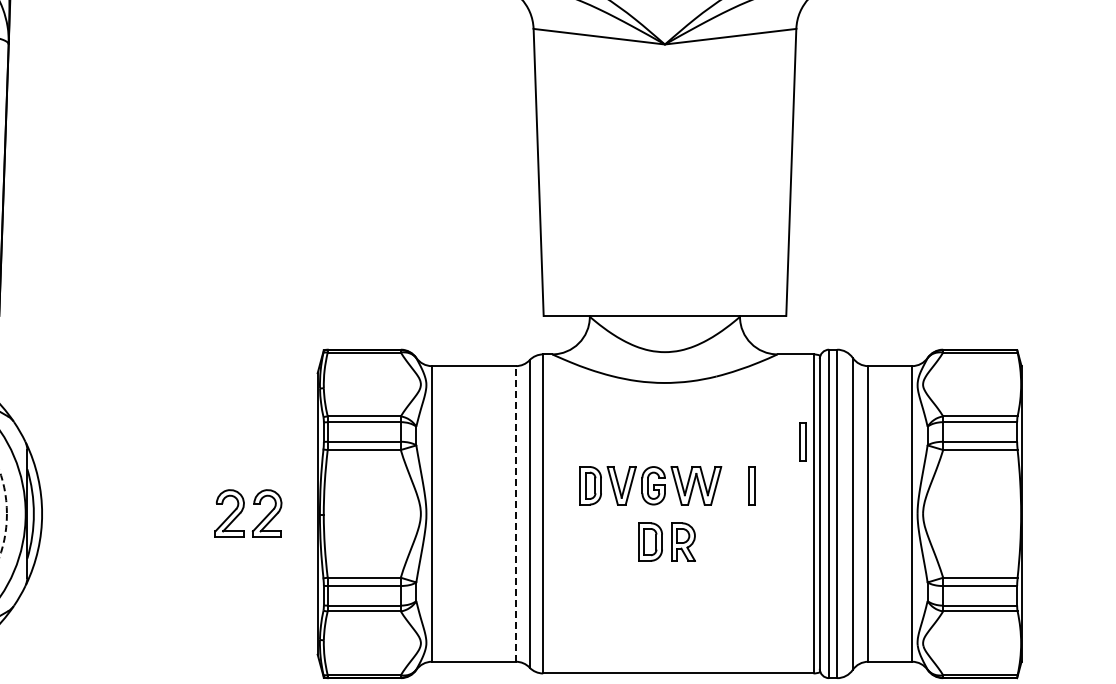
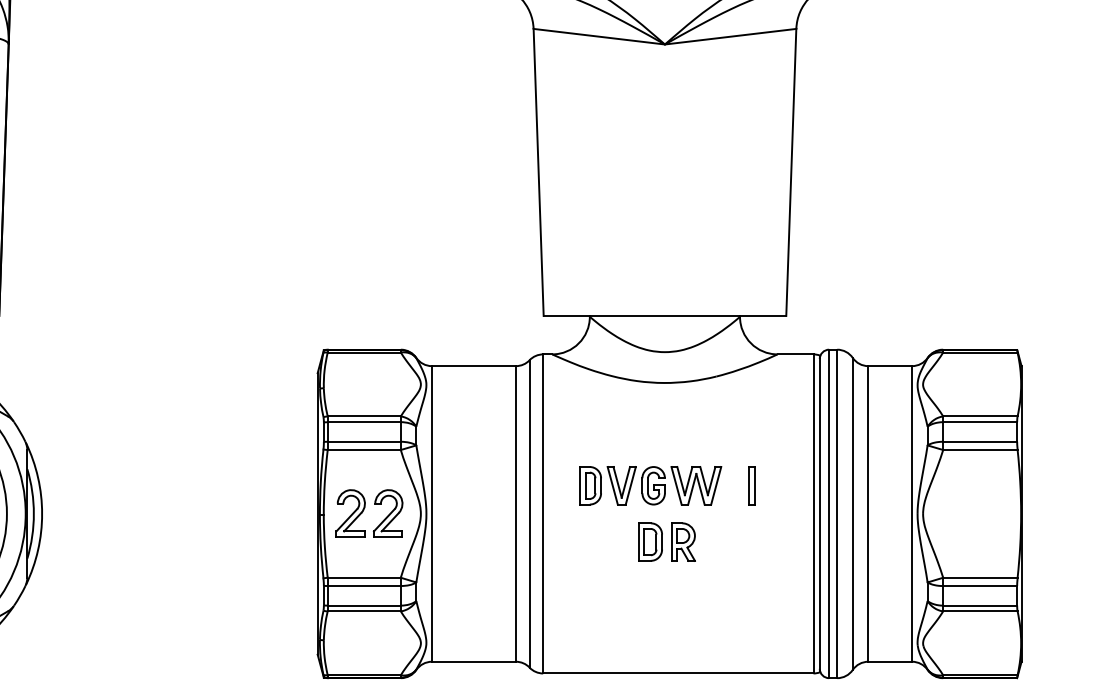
part: present -> none (802, 441)
circle: dashed -> solid (3, 513)
part position: (248, 513) -> (369, 513) (369, 513)
line: dashed -> solid (515, 513)
